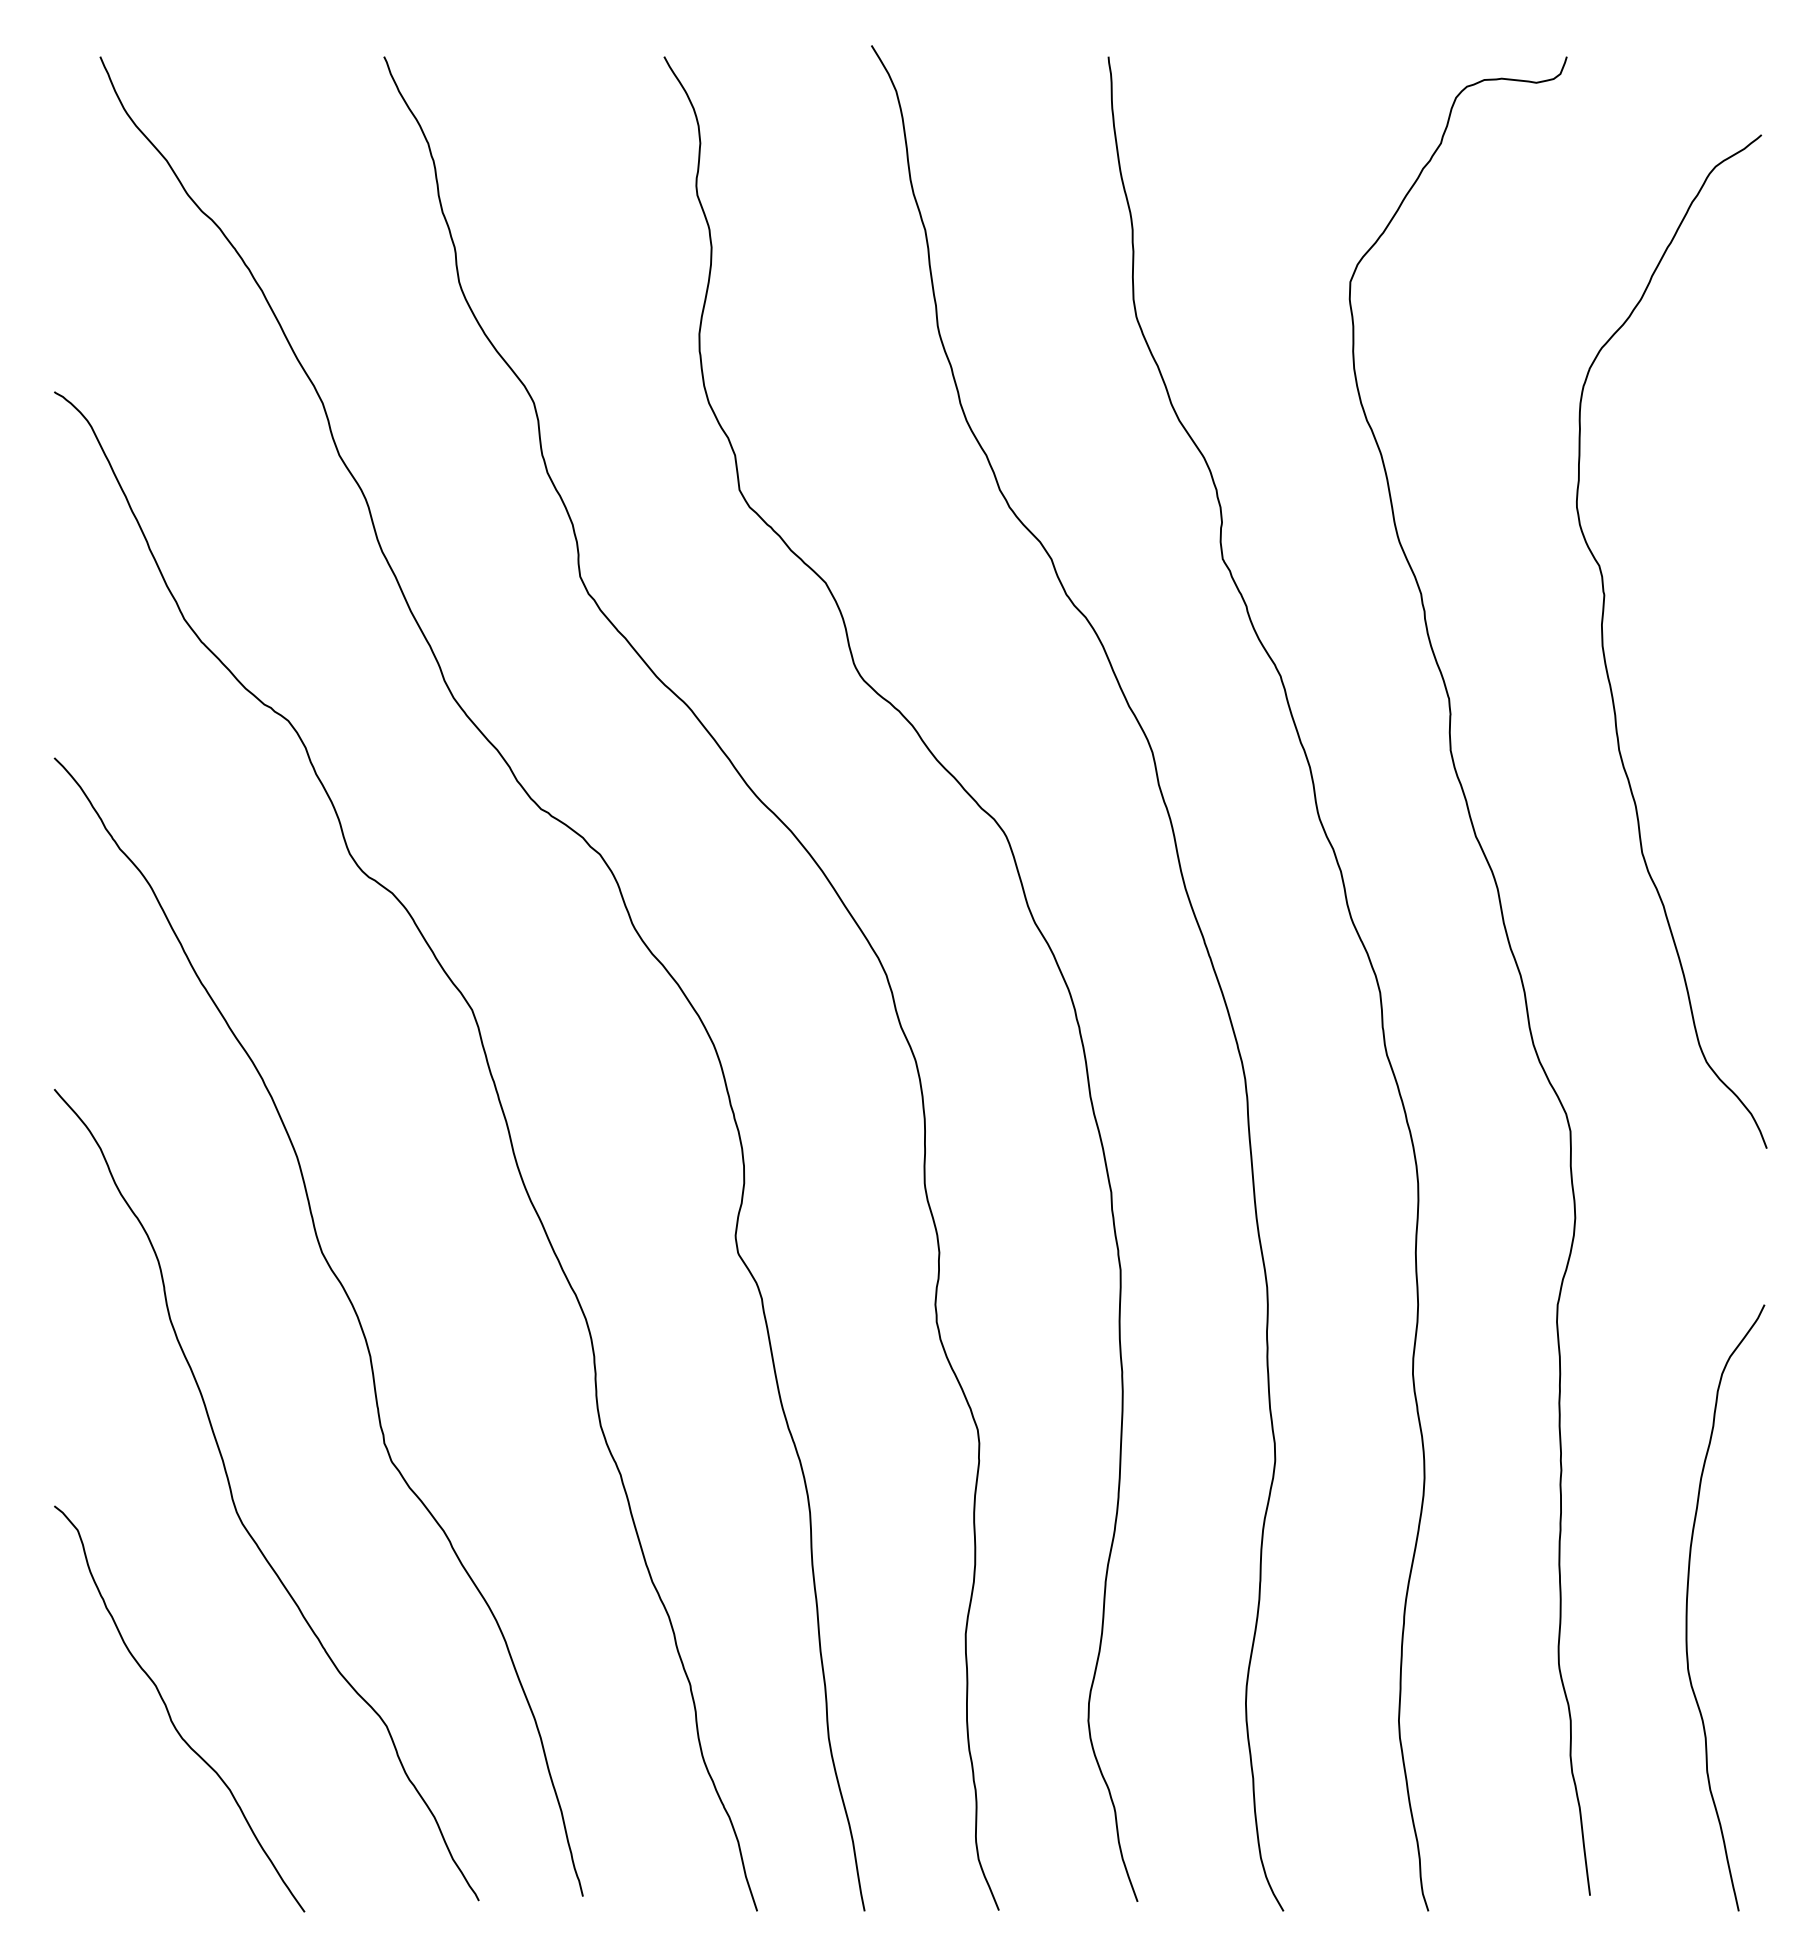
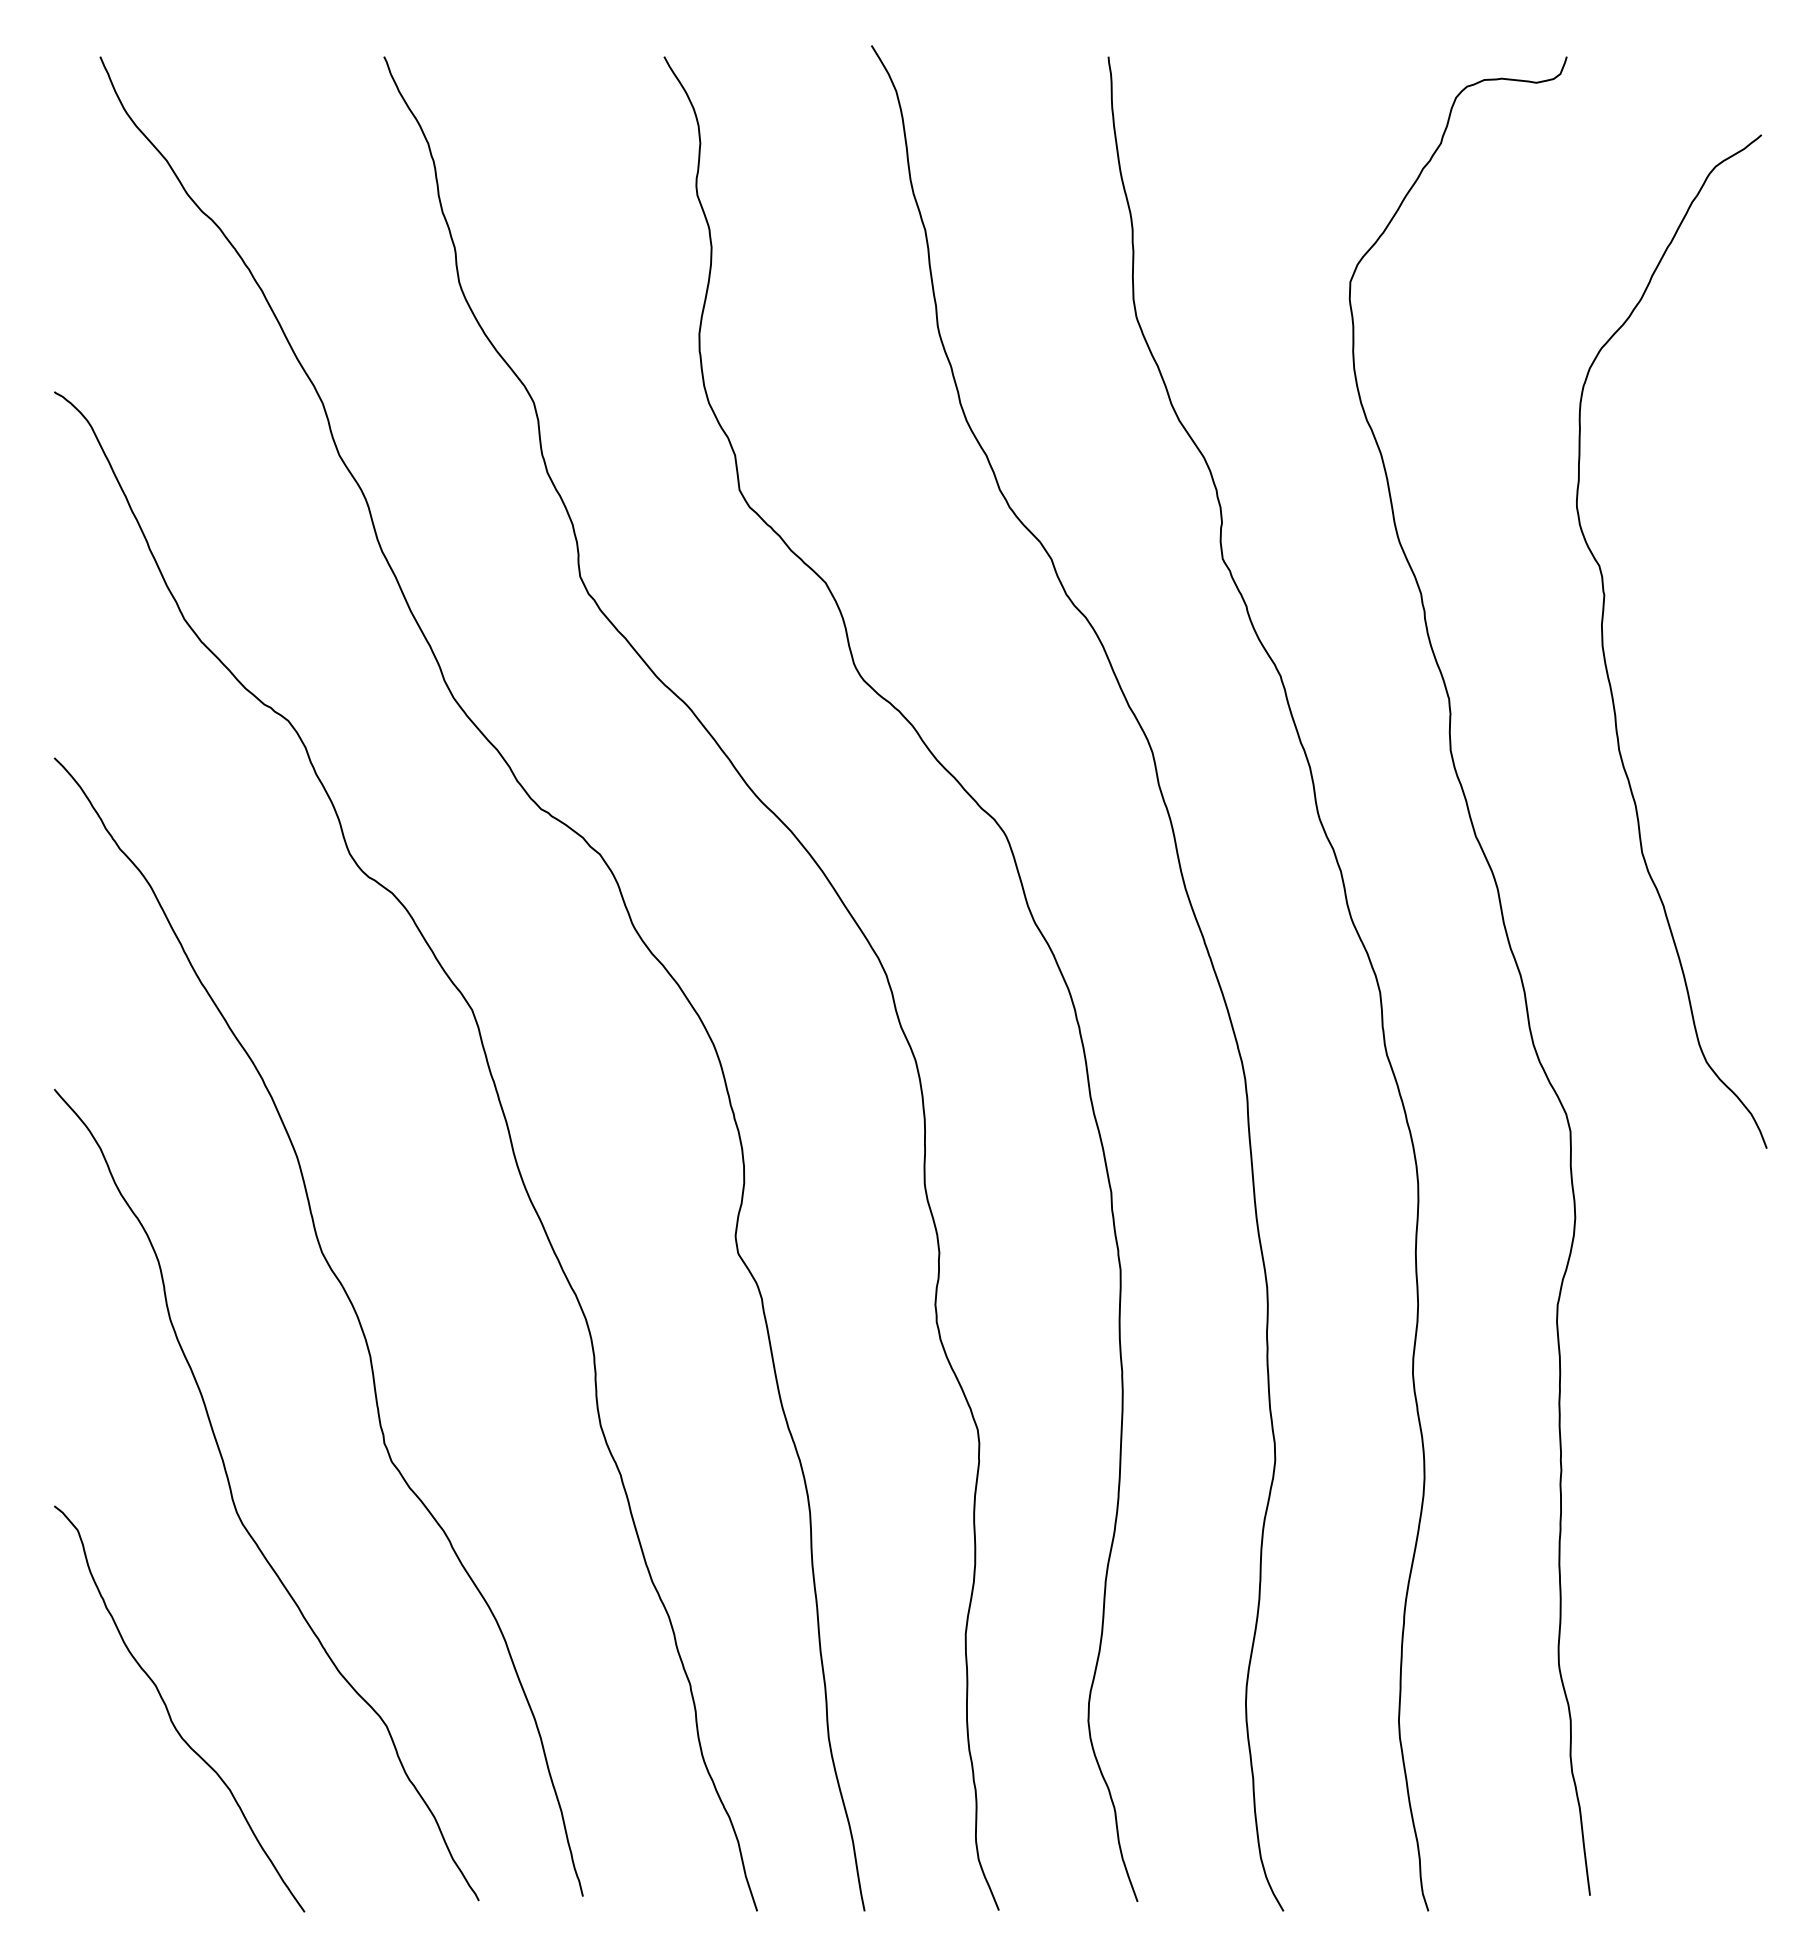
curve: present -> none (1687, 1607)
